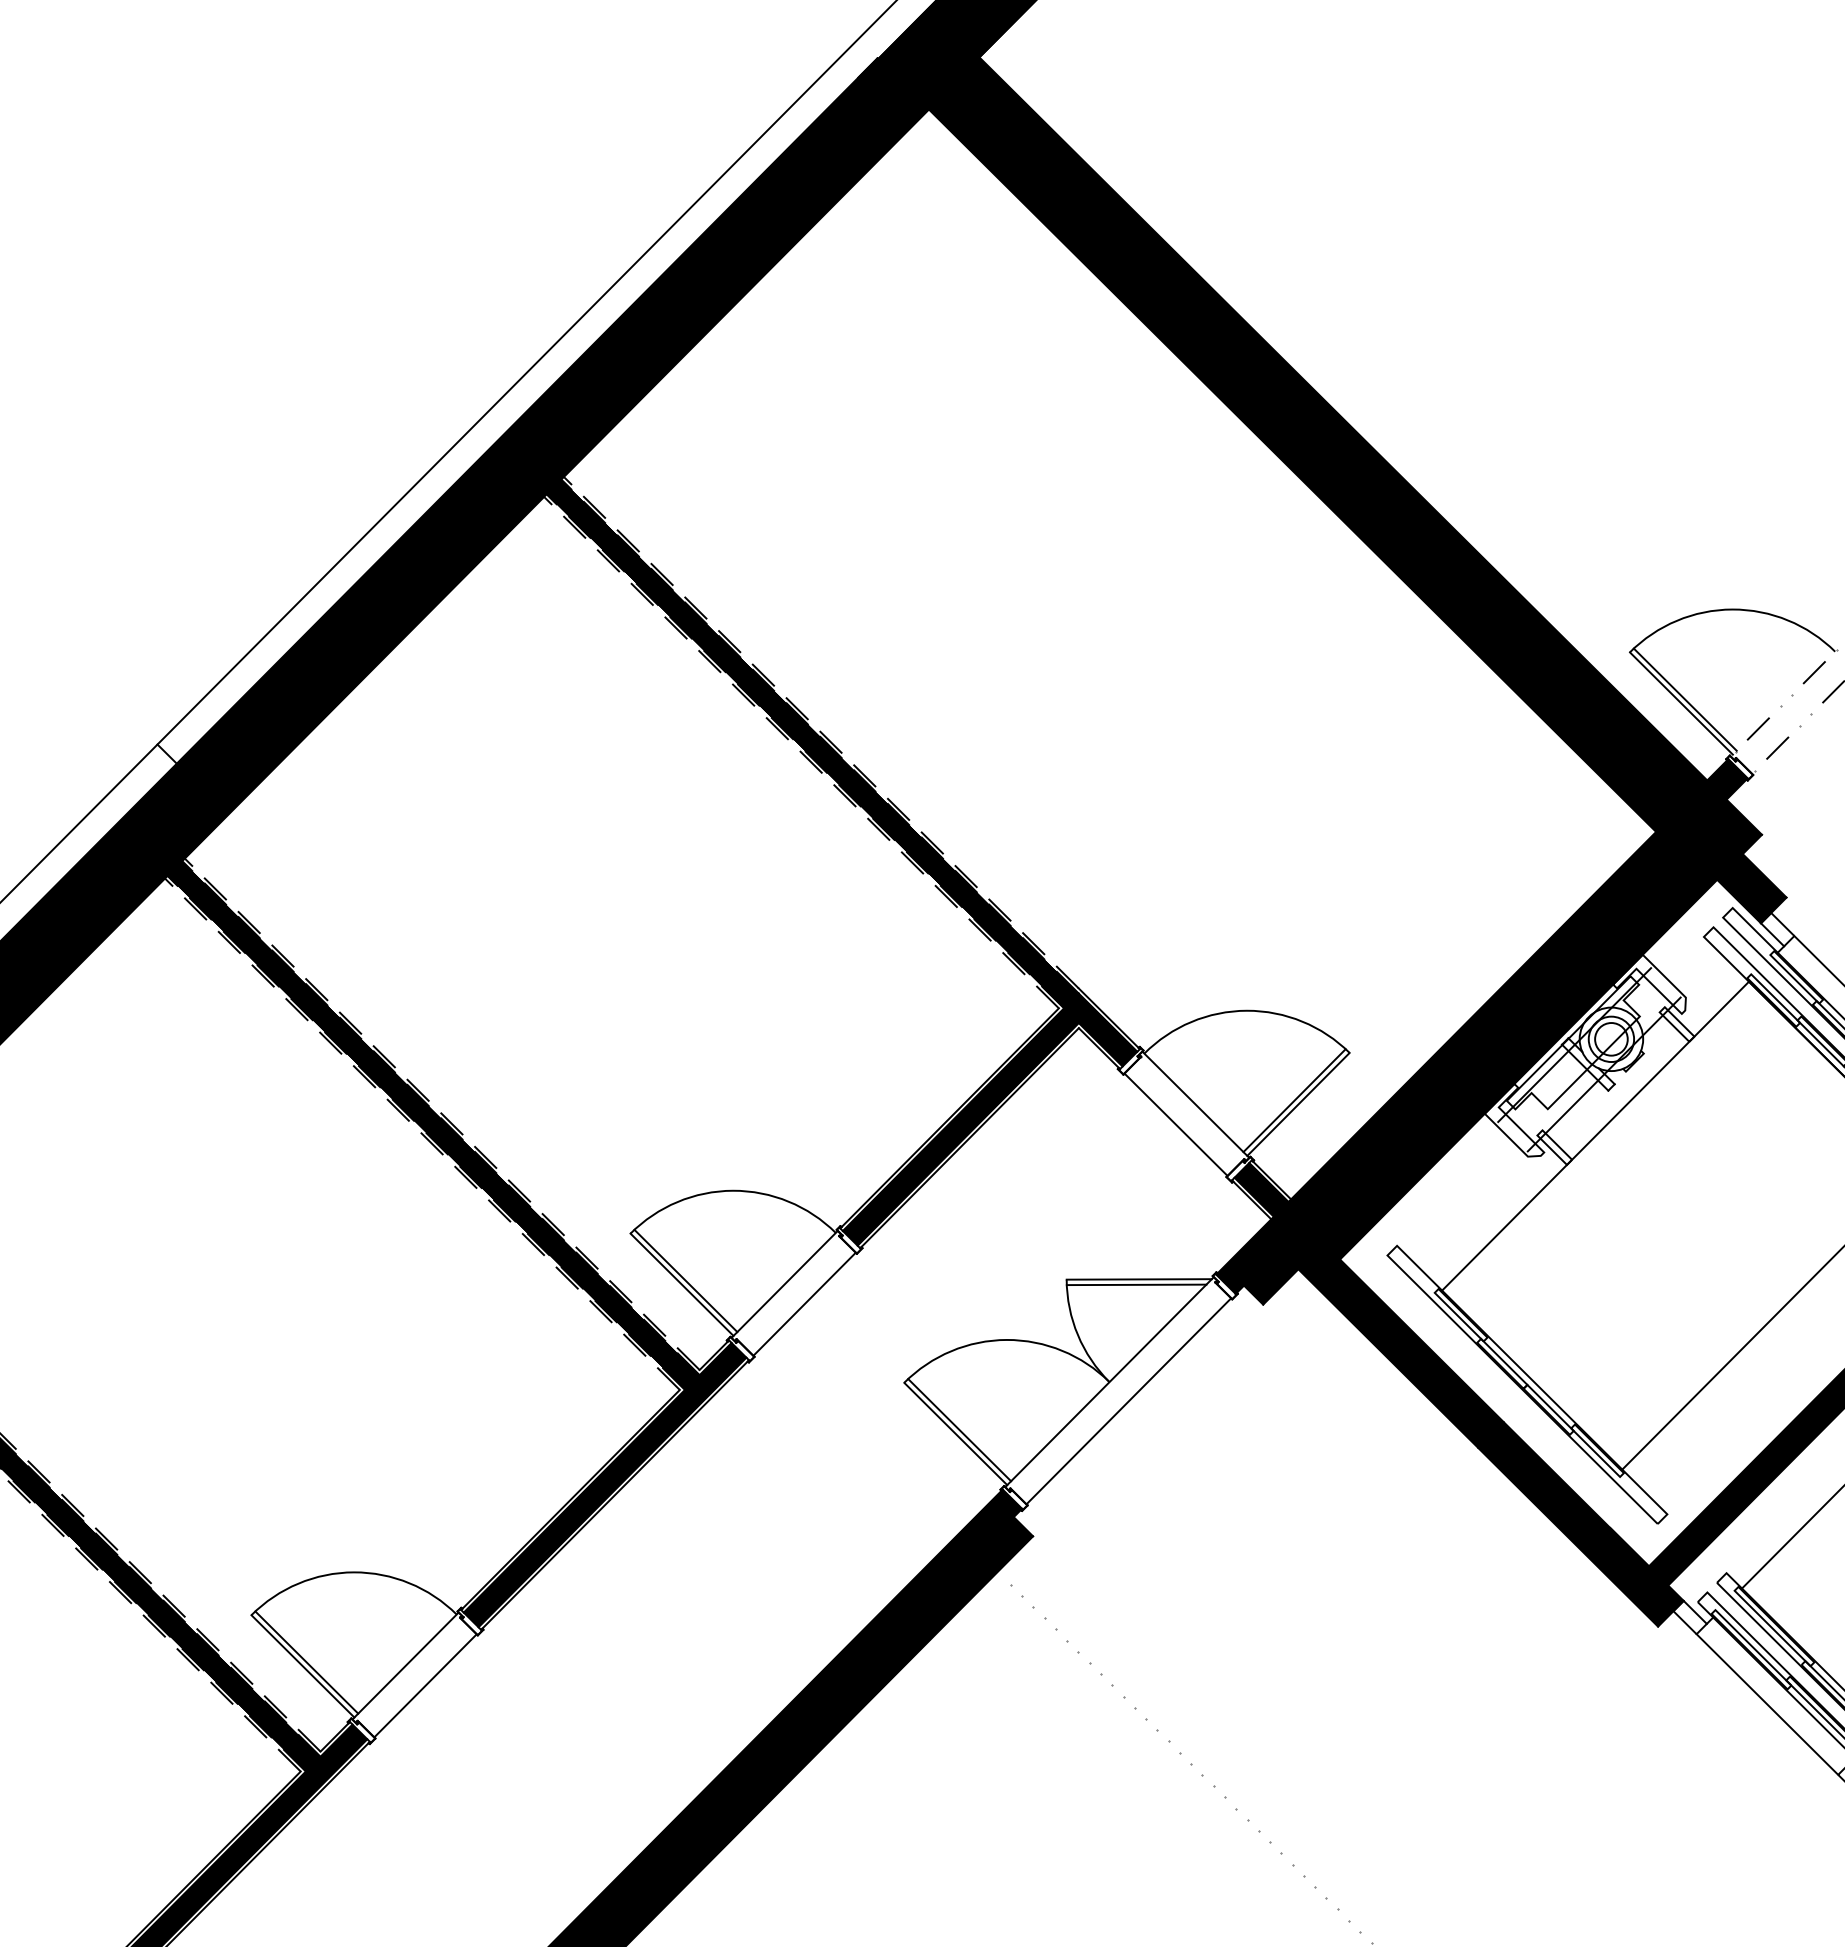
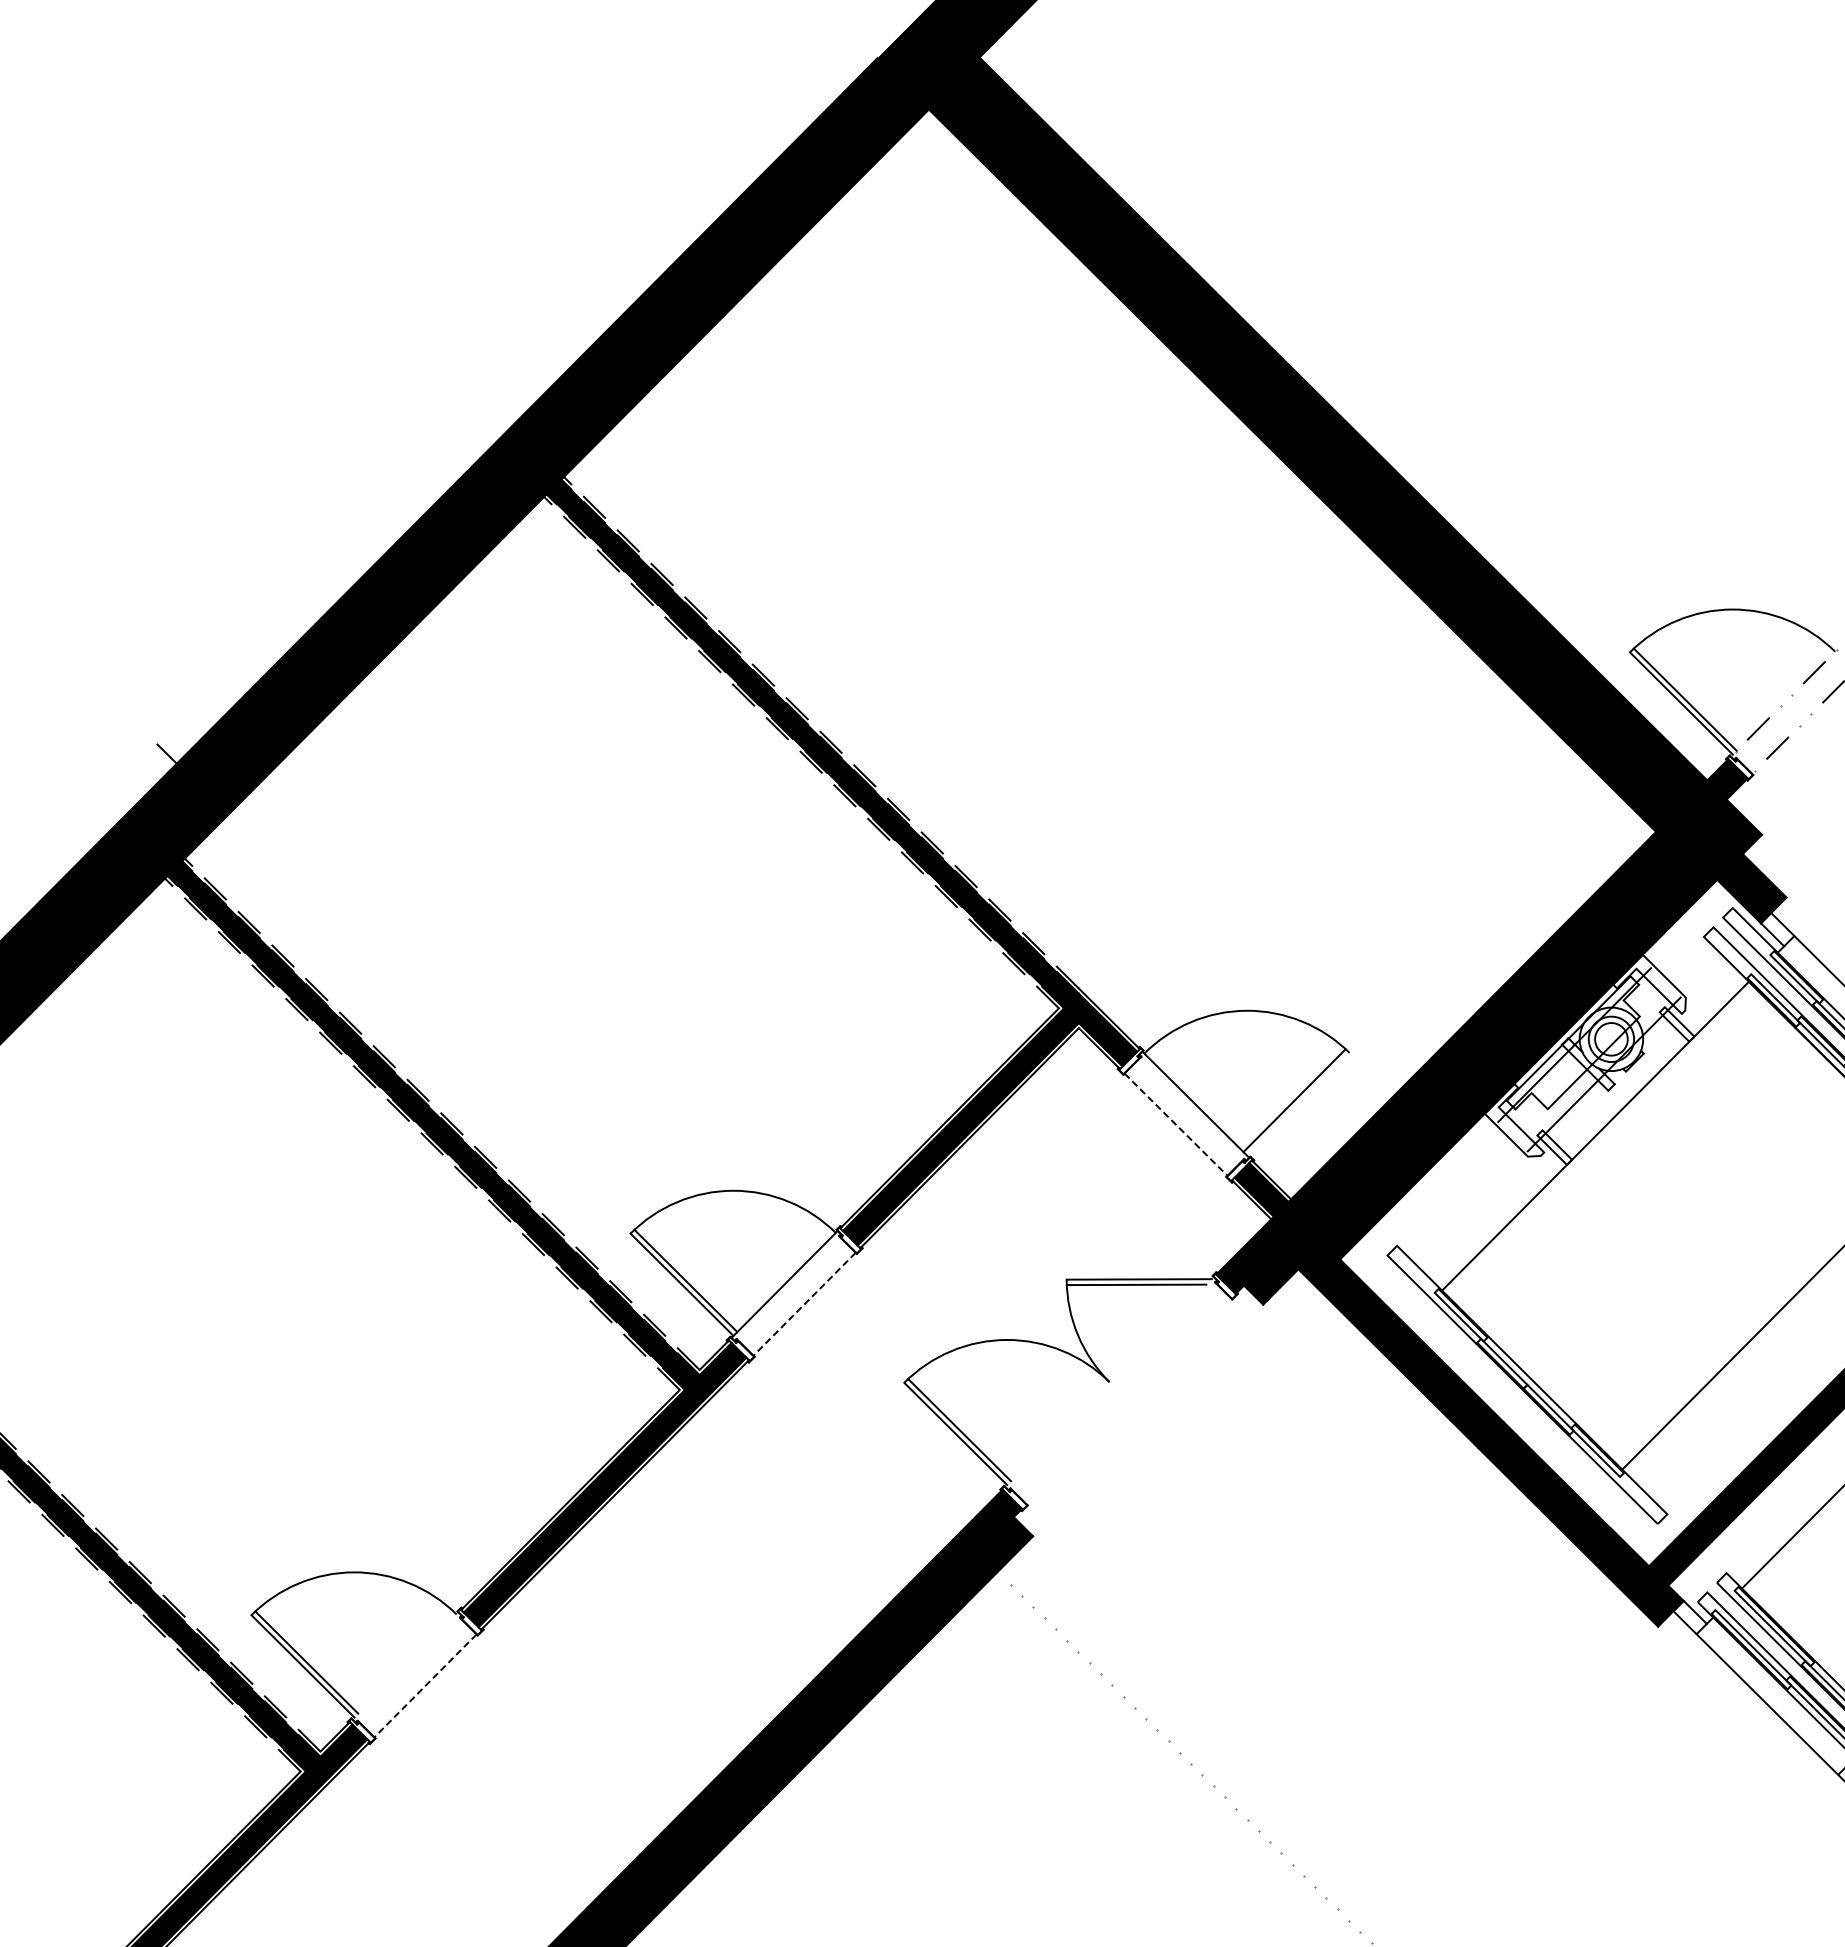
line: present -> none (448, 451)
line: present -> none (1298, 1103)
line: solid -> dashed (1176, 1124)
line: solid -> dashed (804, 1304)
line: present -> none (1109, 1382)
line: present -> none (1128, 1401)
line: present -> none (405, 1665)
line: solid -> dashed (425, 1685)
